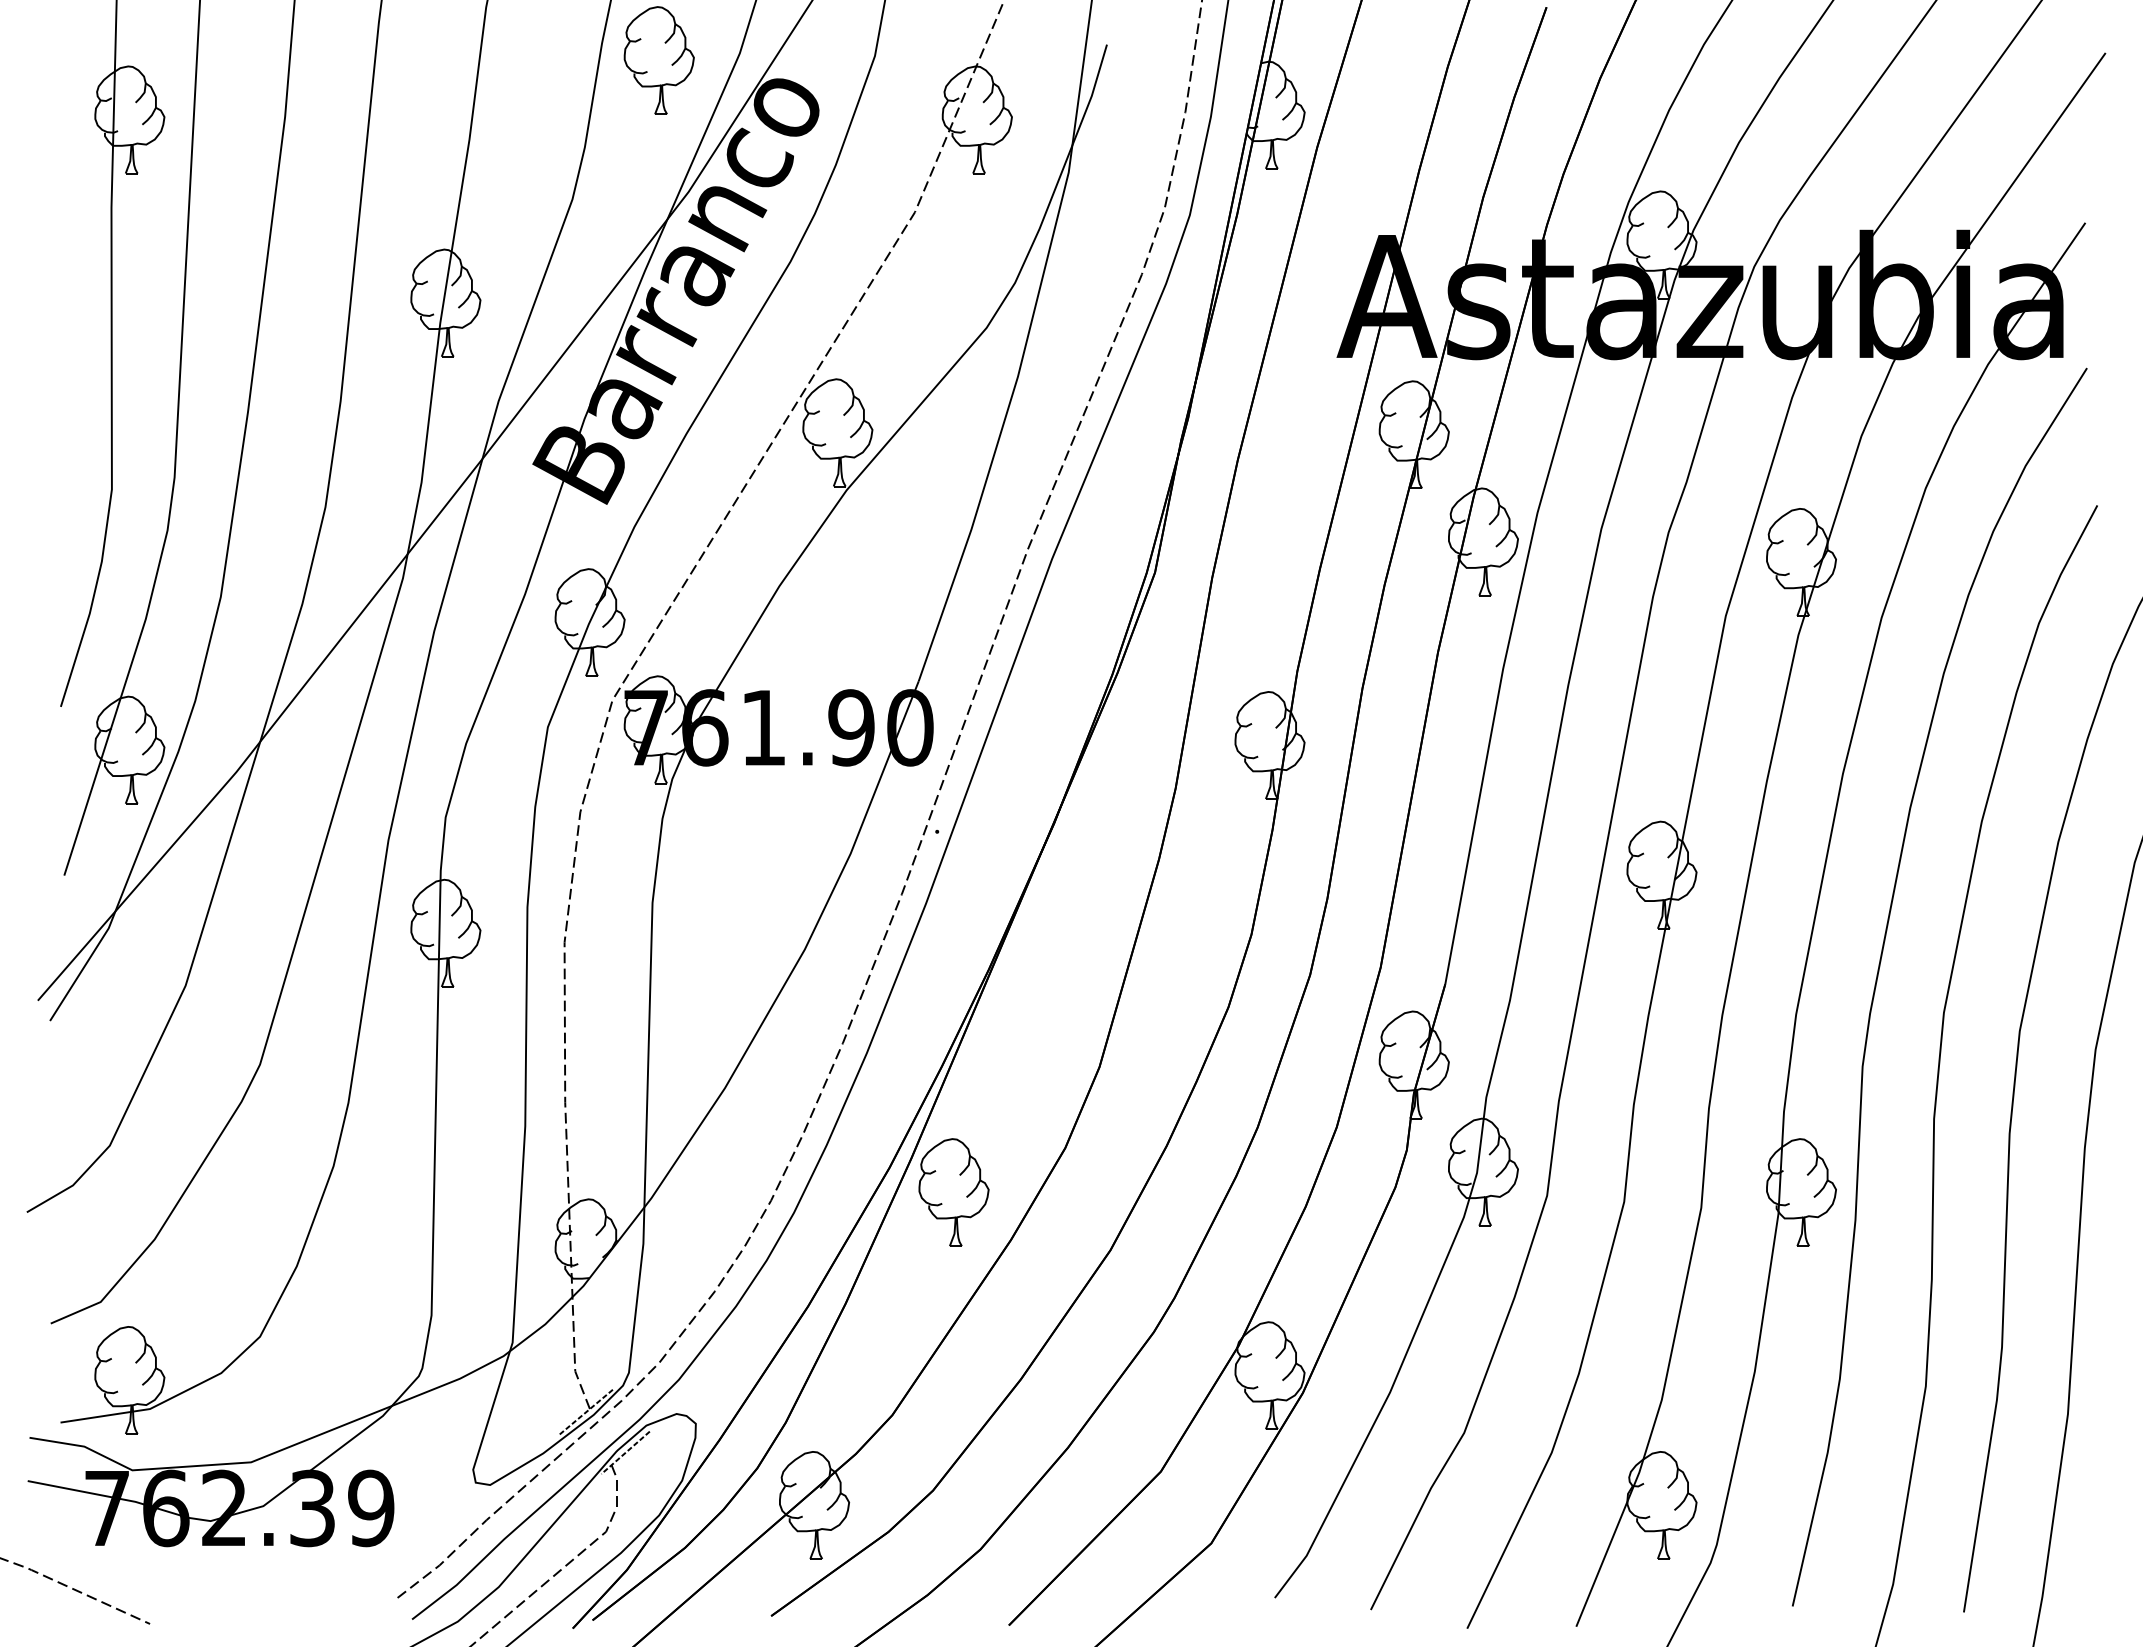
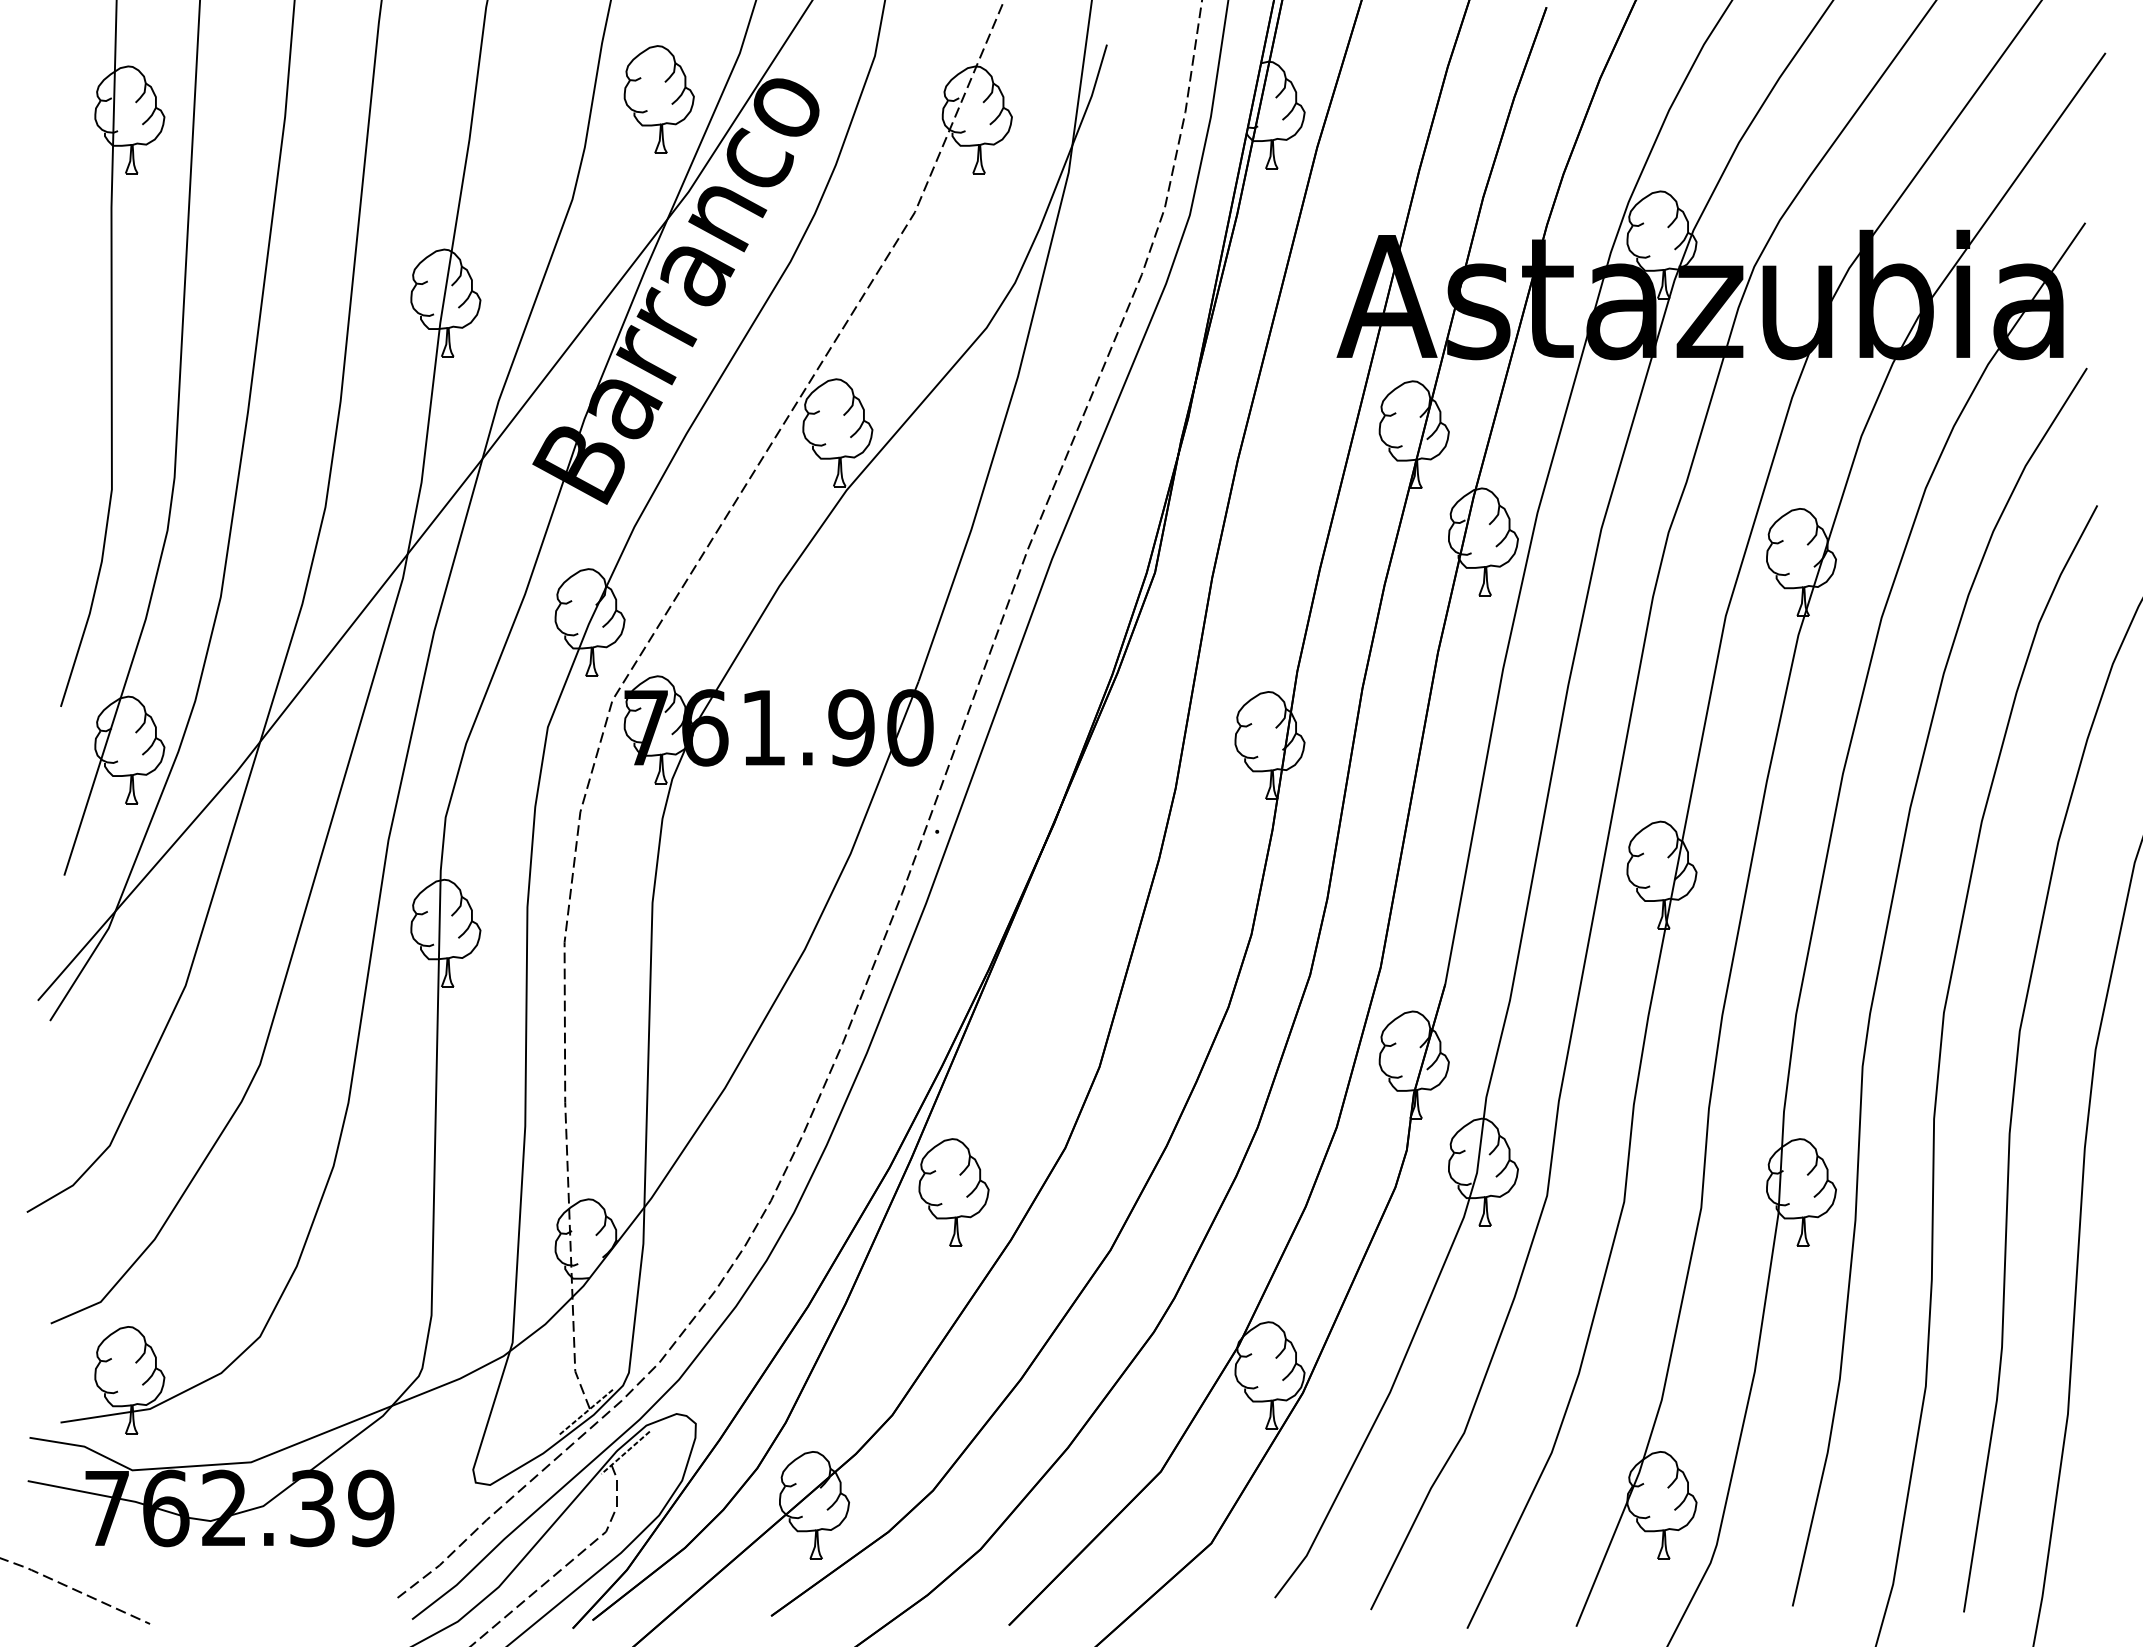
part position: (658, 60) -> (658, 99) (658, 99)
